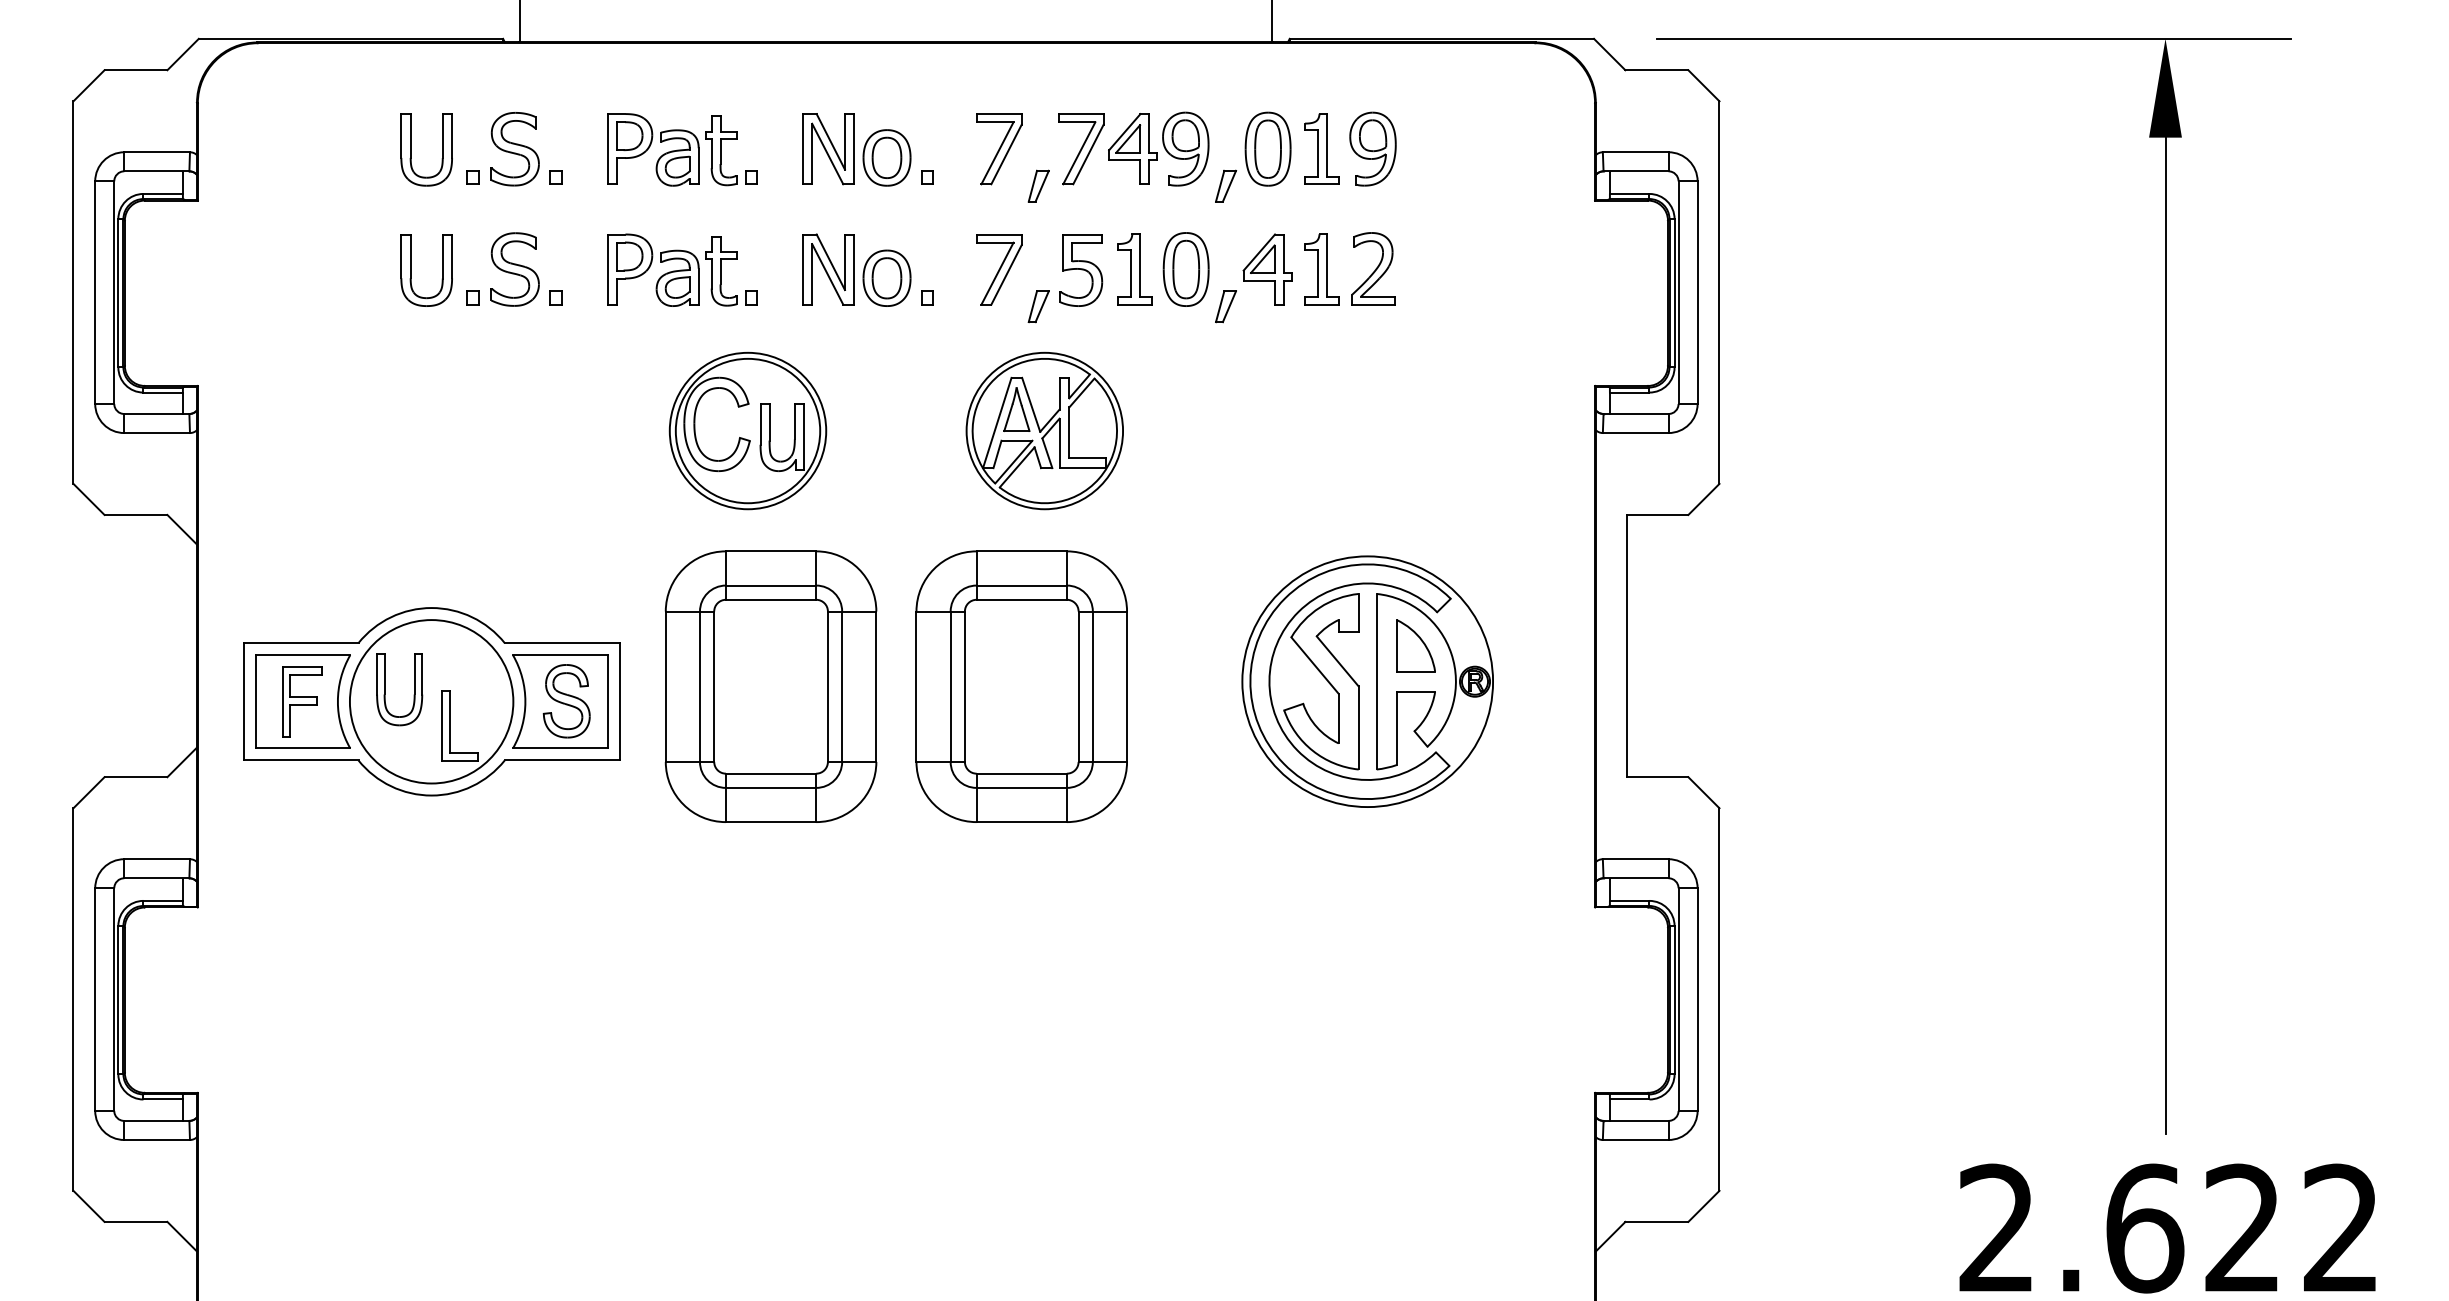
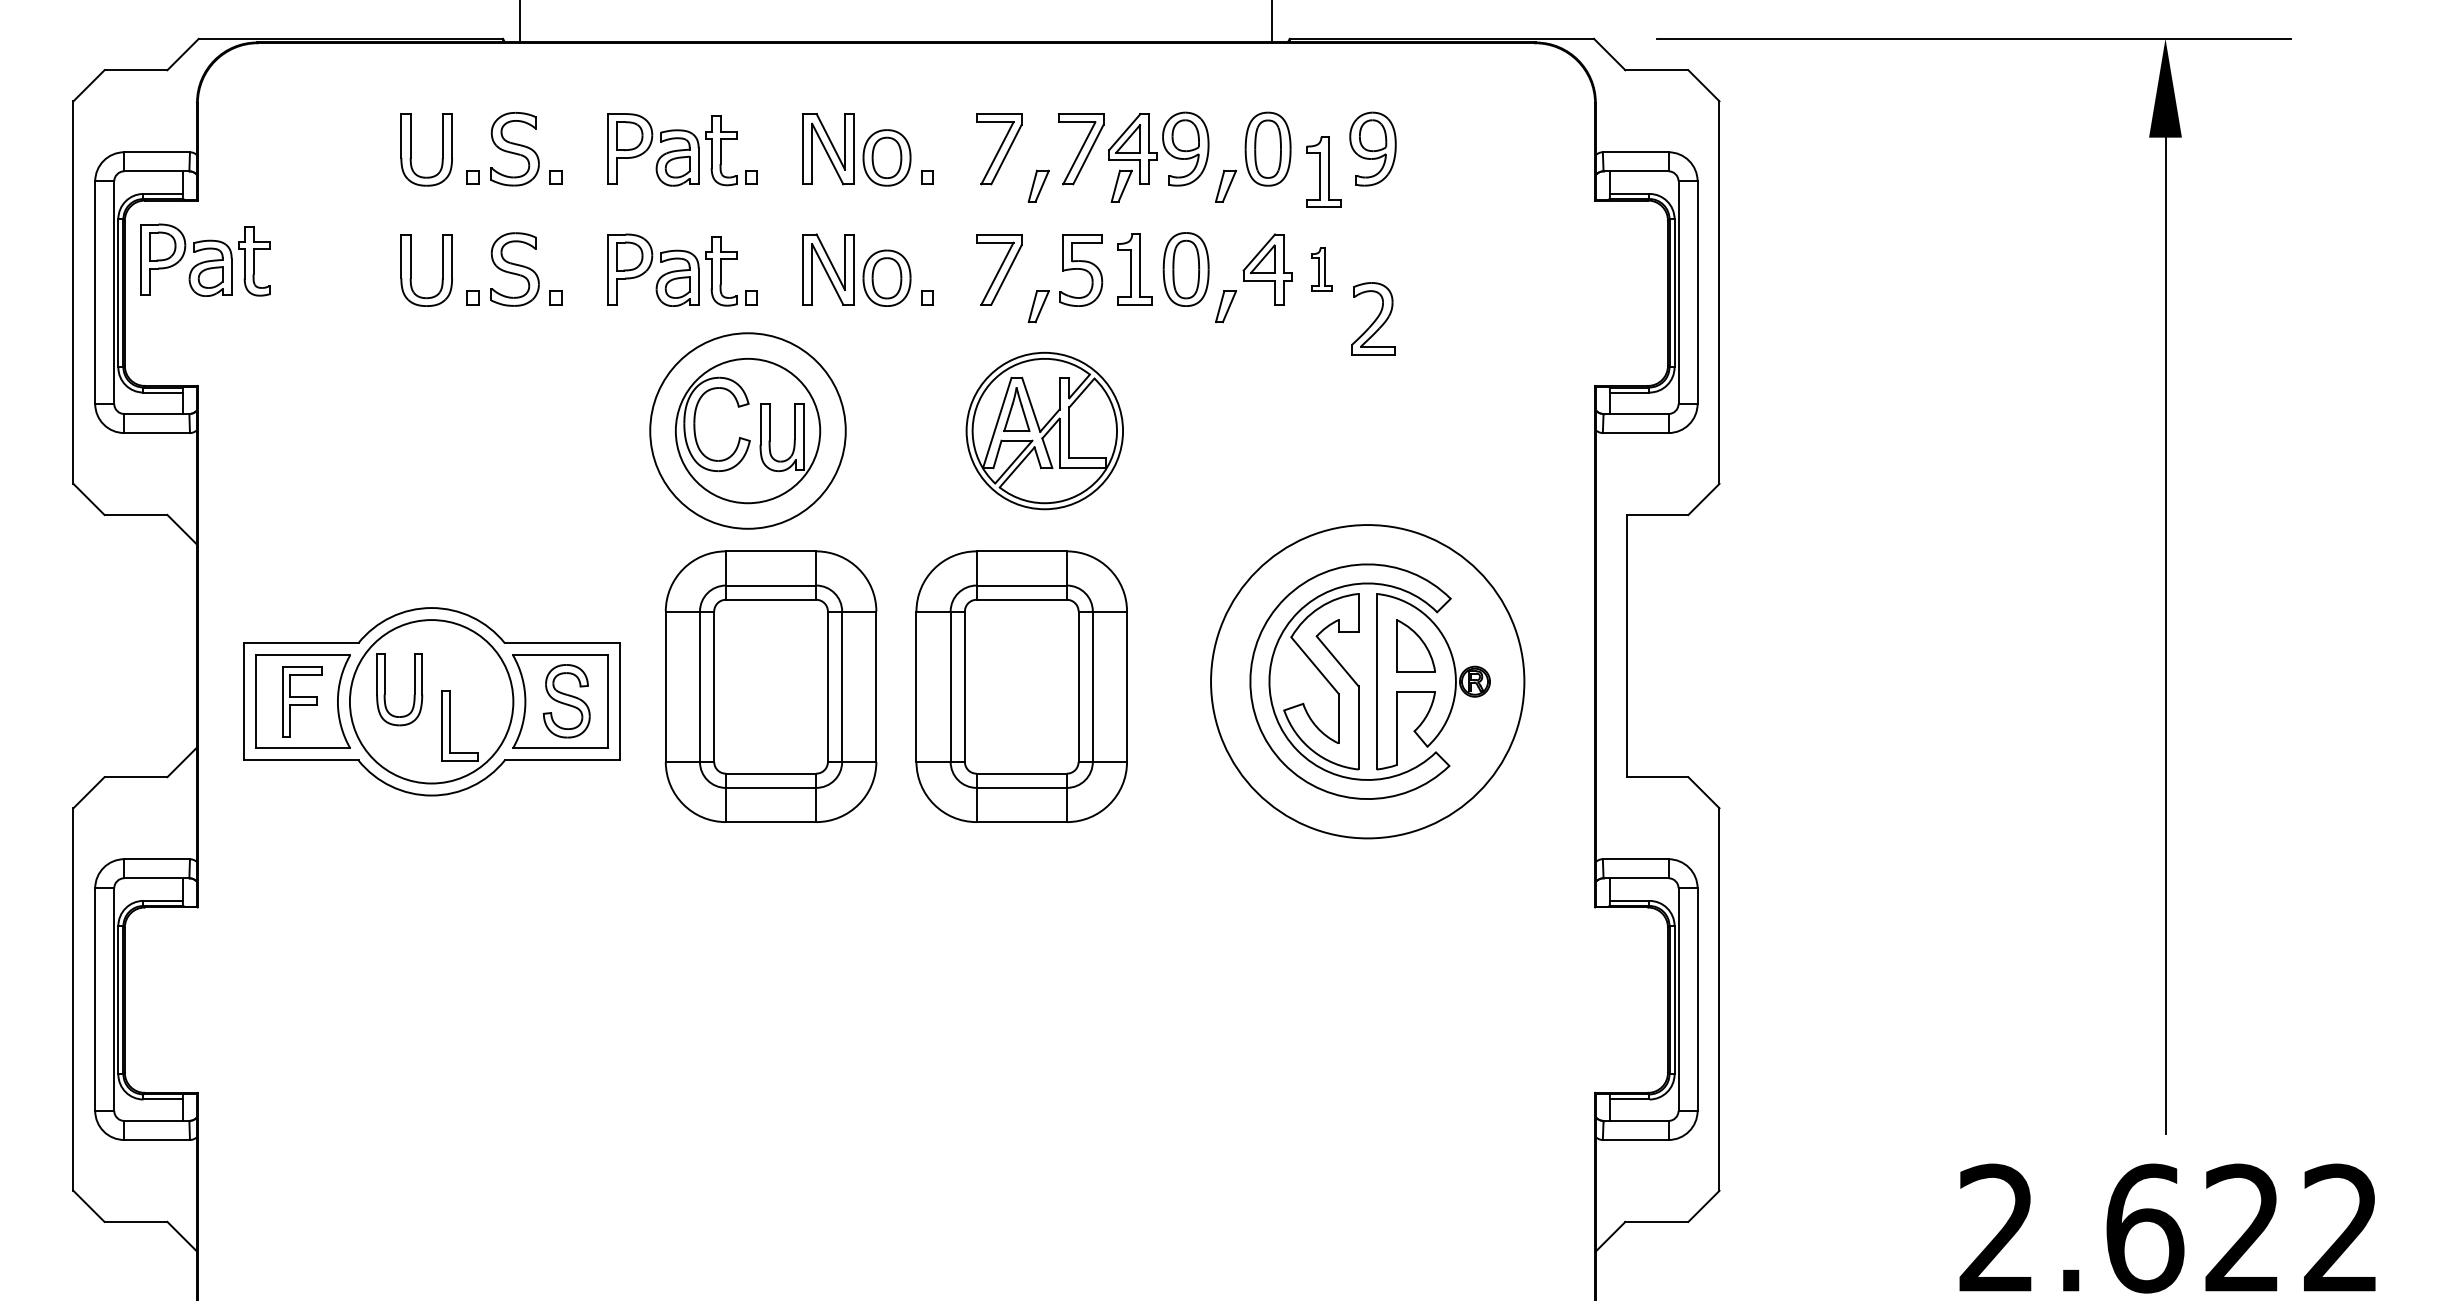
part position: (1321, 148) -> (1323, 171) (1323, 171)
part: none -> present (1121, 185)
part: none -> present (205, 259)
part position: (1373, 268) -> (1373, 318) (1373, 318)
part size: 36x73 px -> 22x45 px (1321, 269)
circle diameter: 156 px -> 196 px (747, 430)
circle diameter: 251 px -> 313 px (1367, 681)
